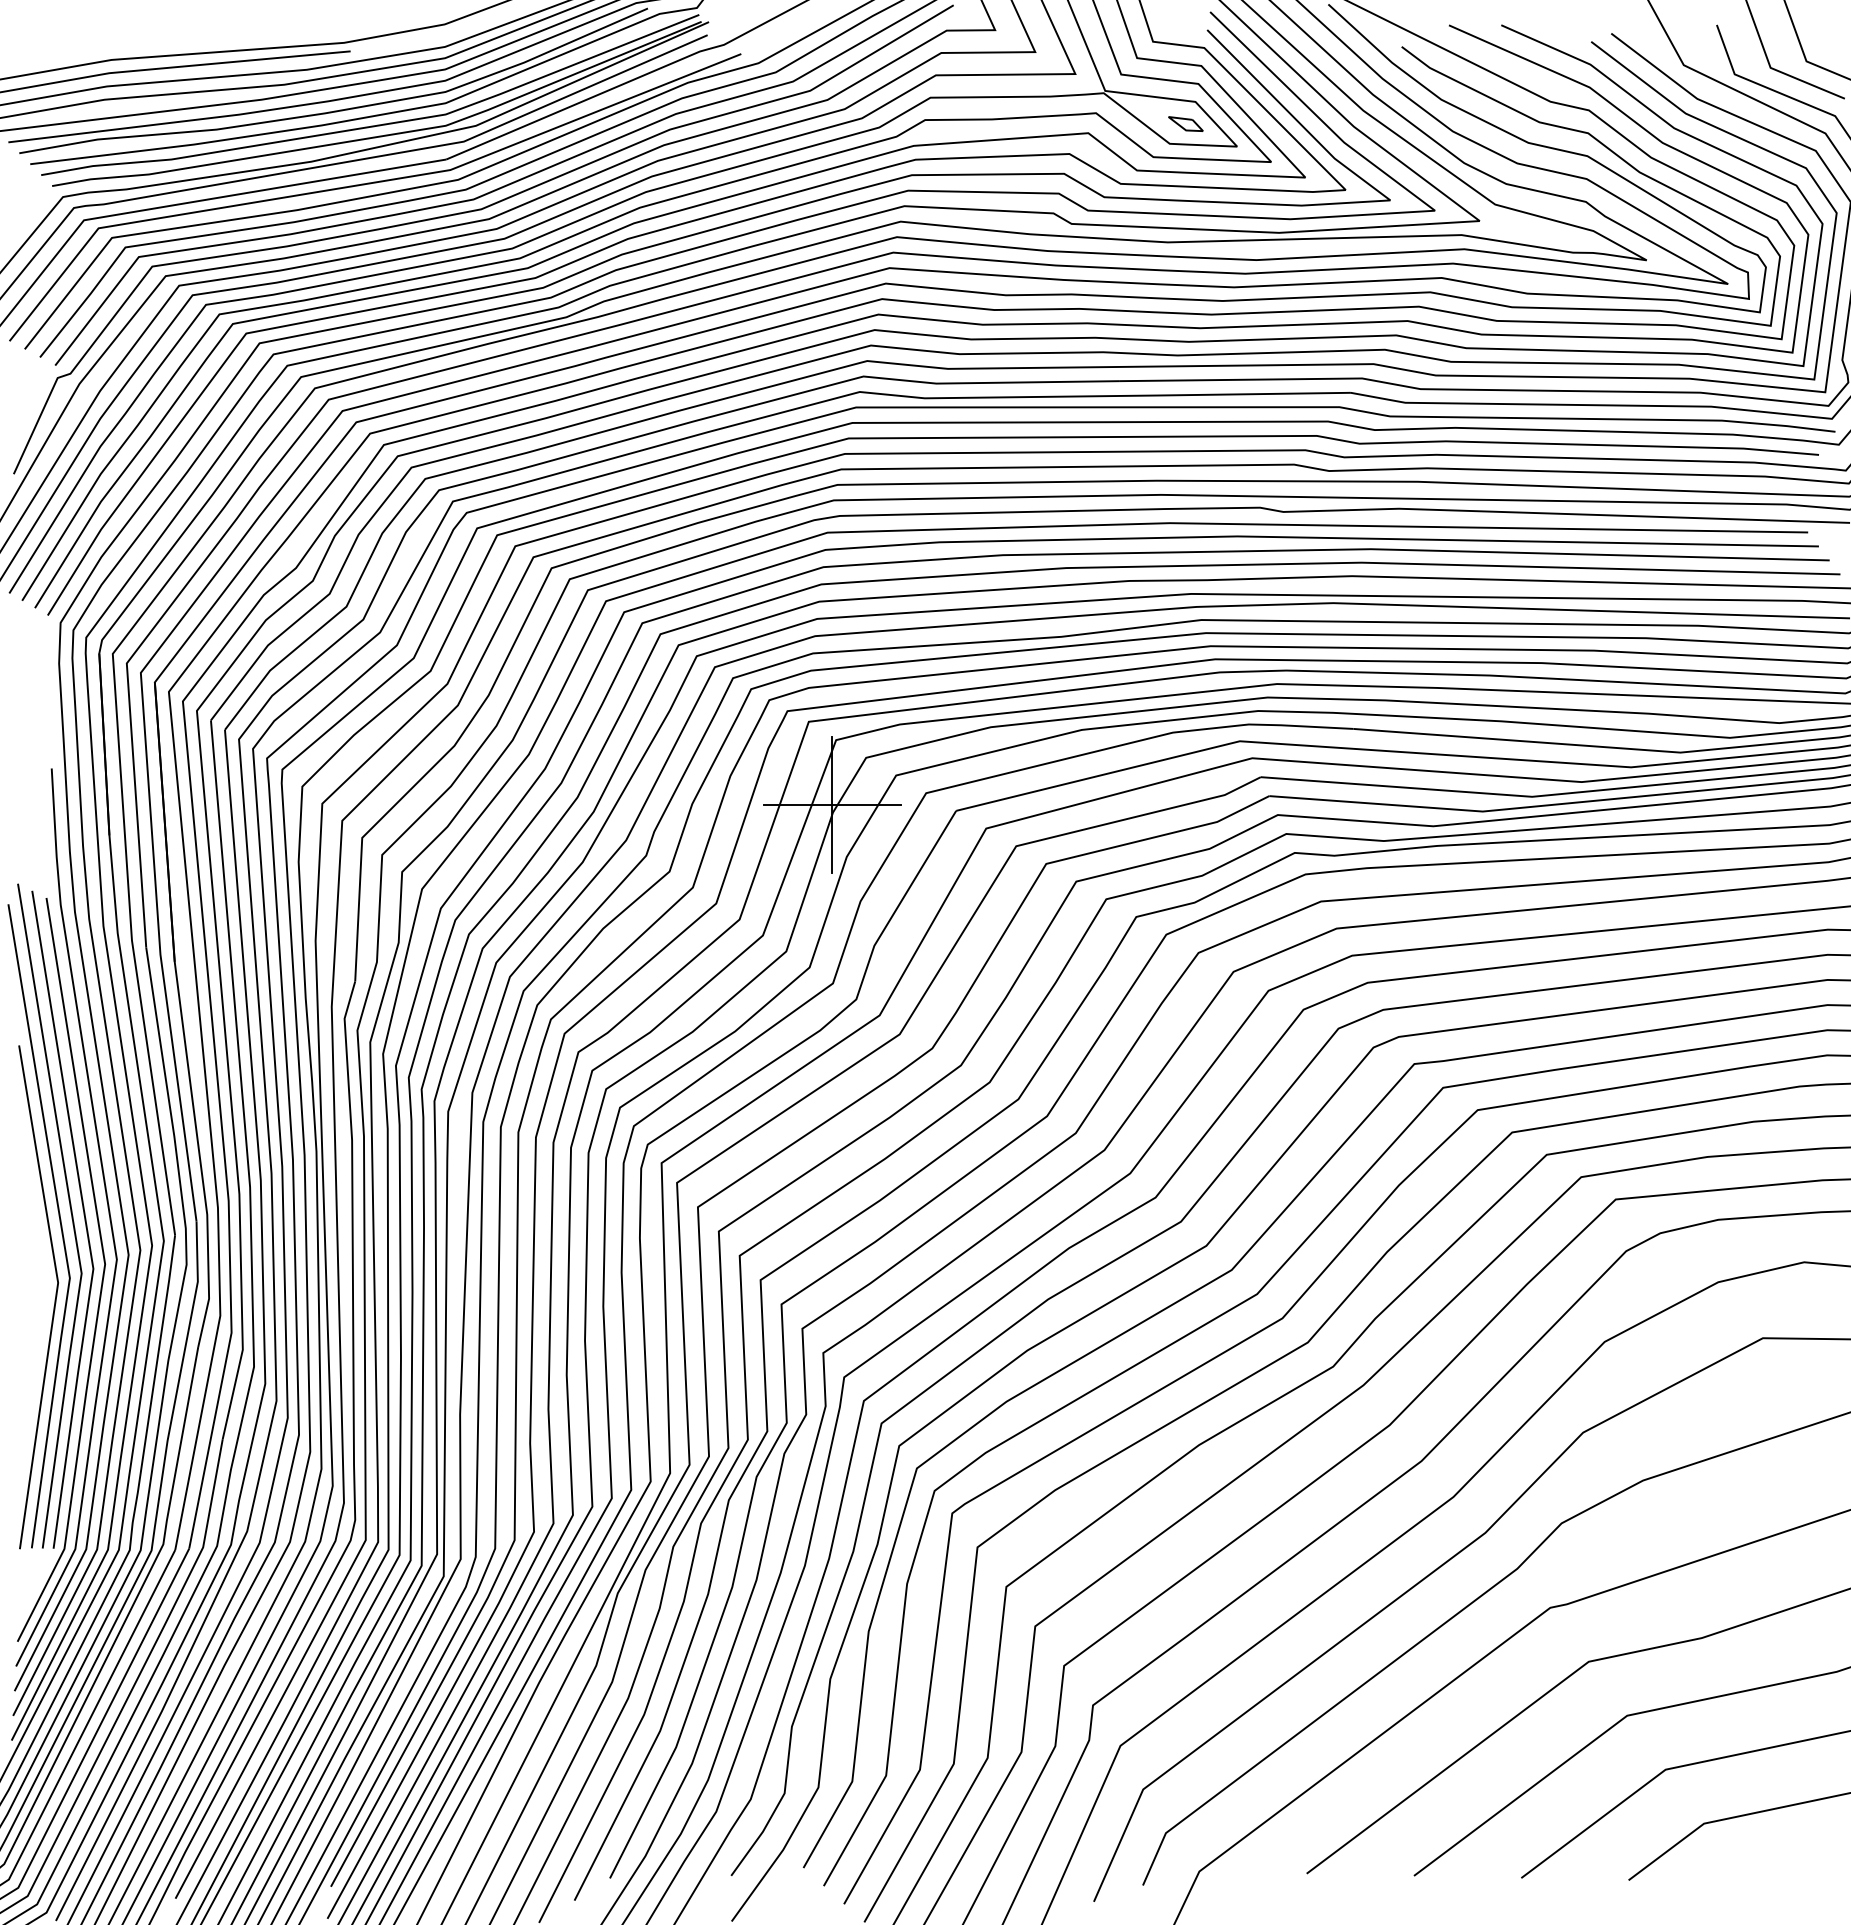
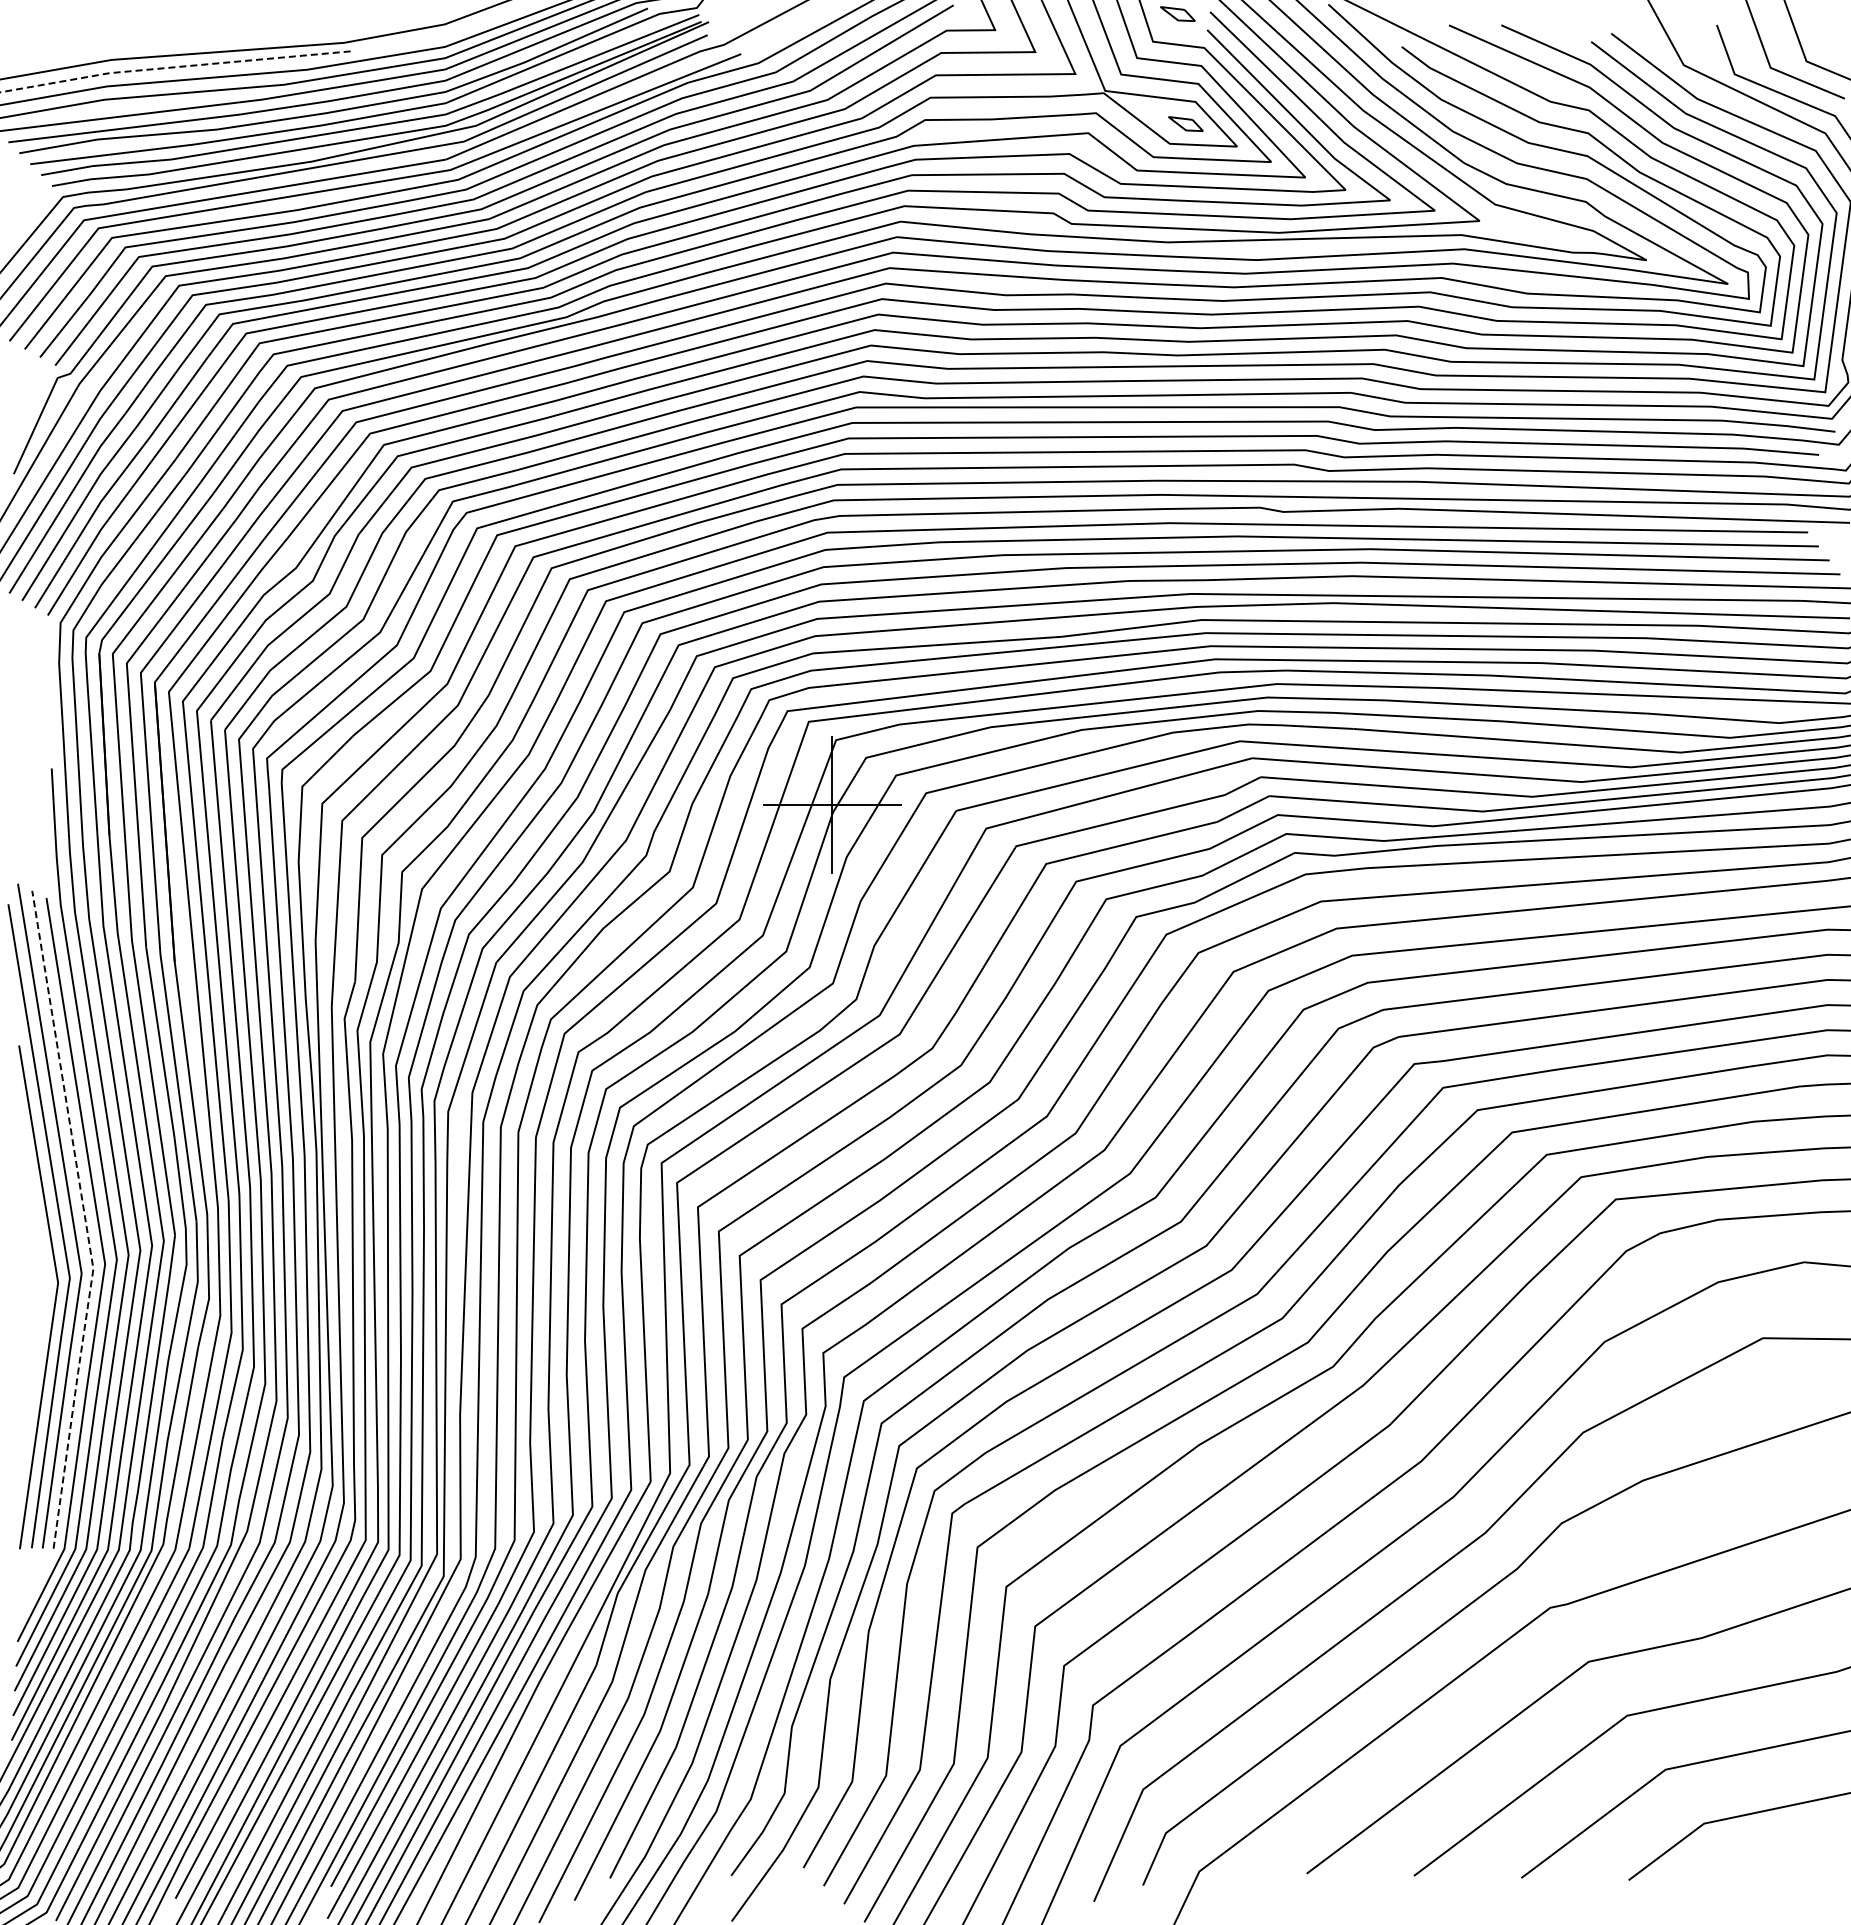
part: none -> present (1177, 13)
line: solid -> dashed (173, 67)
line: solid -> dashed (85, 1220)
